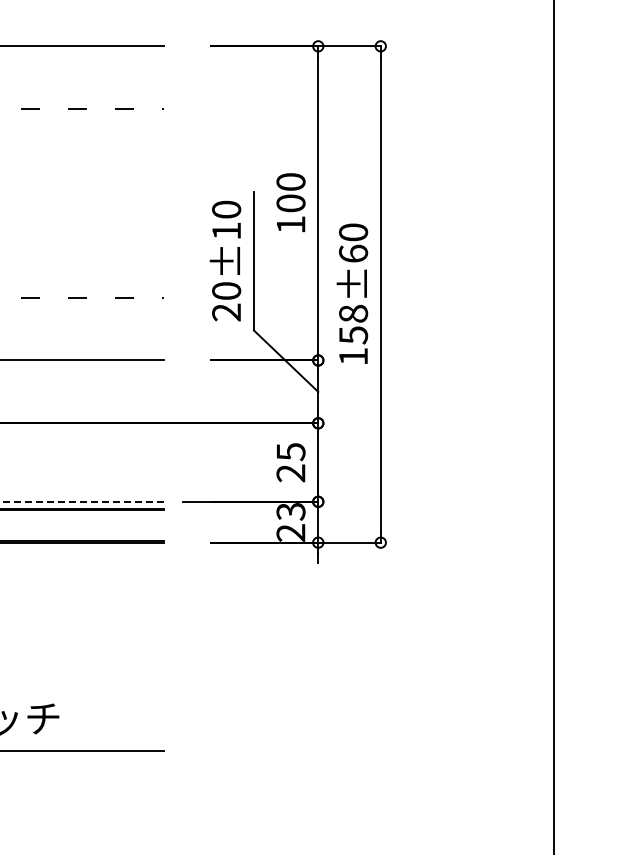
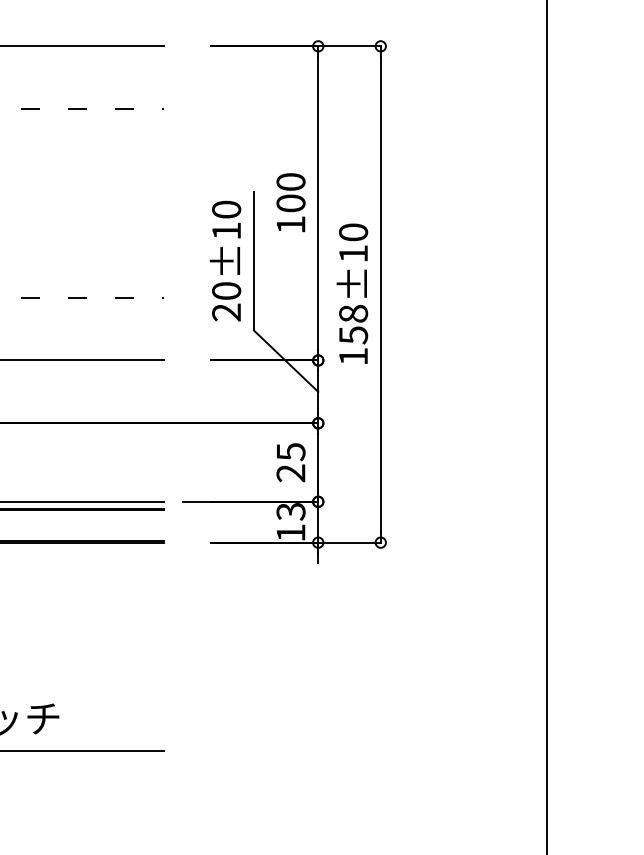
text: 158±60 -> 158±10 (353, 253)
line position: (554, 426) -> (547, 426) (547, 426)
line: dashed -> solid (81, 501)
text: 23 -> 13 (290, 532)
